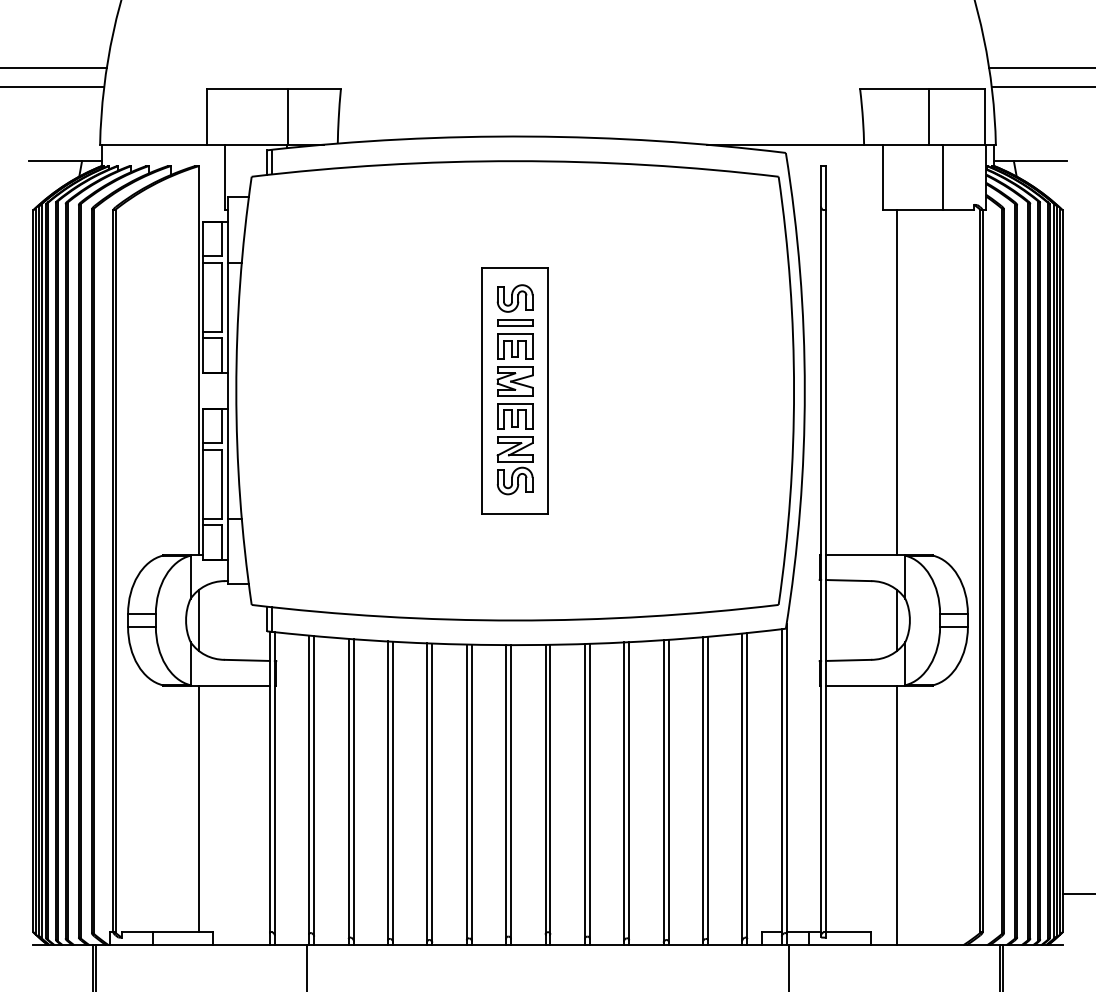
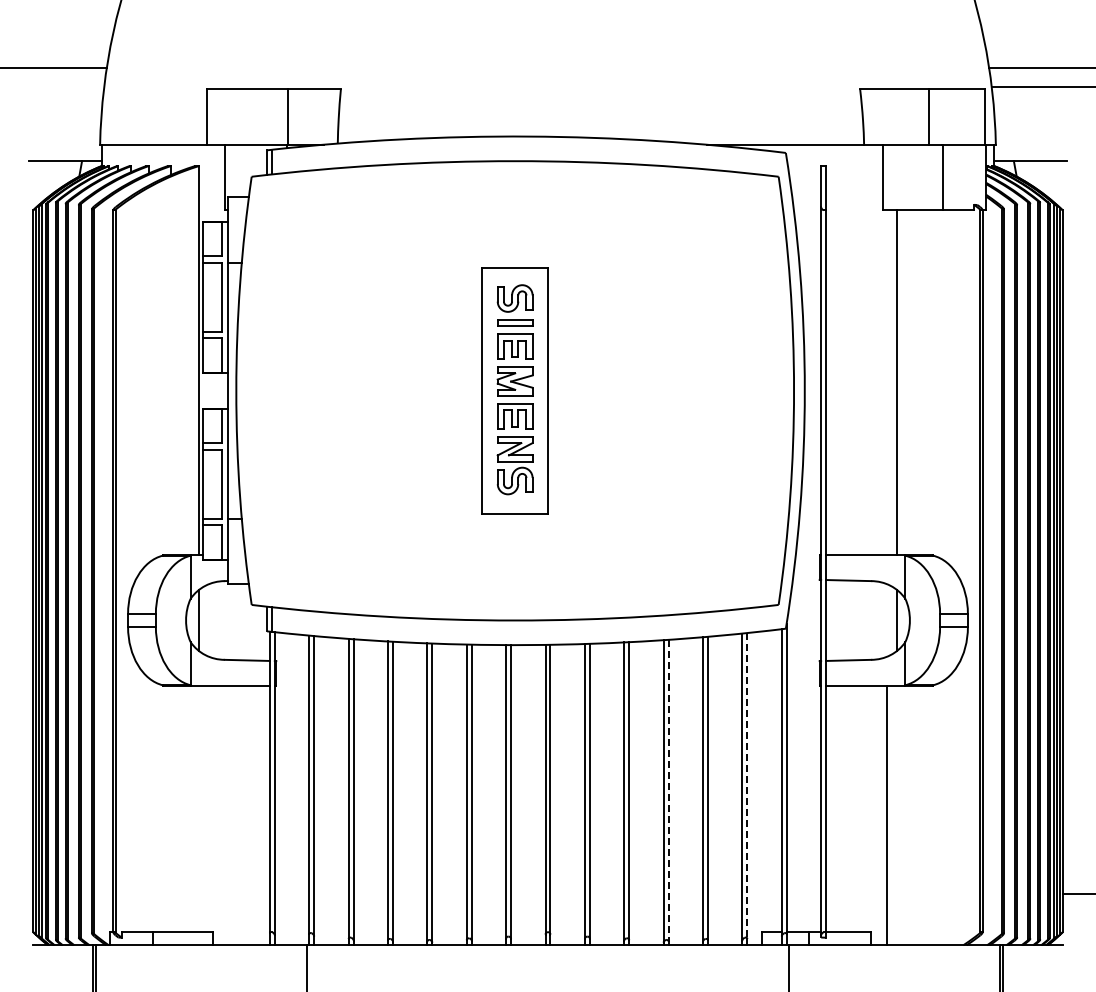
line: present -> none (53, 87)
line: solid -> dashed (747, 785)
line: solid -> dashed (668, 790)
line: present -> none (199, 809)
line position: (896, 815) -> (886, 815) (886, 815)
